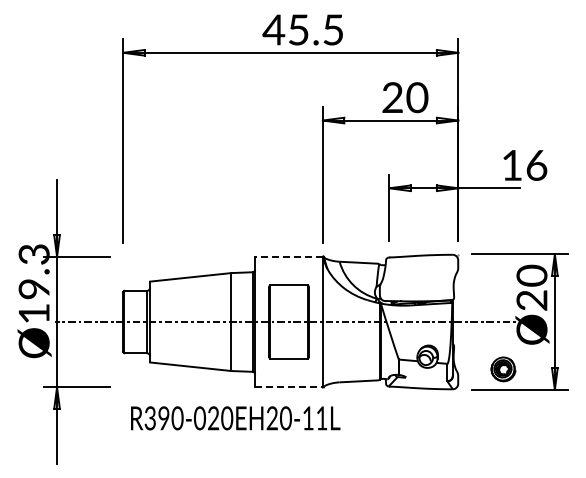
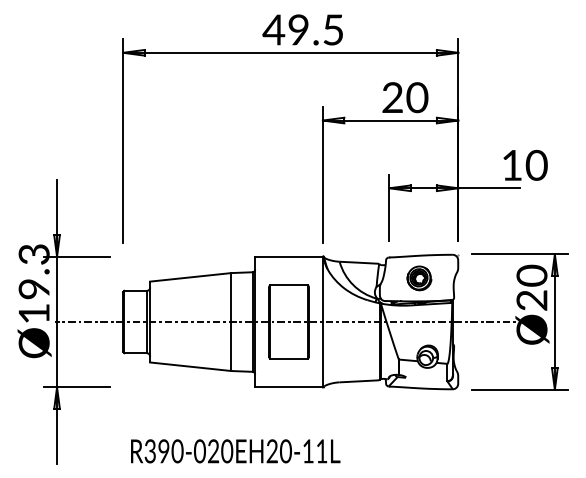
text: 45.5 -> 49.5 (298, 29)
text: 16 -> 10 (536, 164)
line: dashed -> solid (289, 256)
part position: (503, 369) -> (419, 278) (419, 278)
line: dashed -> solid (289, 387)
text position: (235, 418) -> (235, 451) (235, 451)
